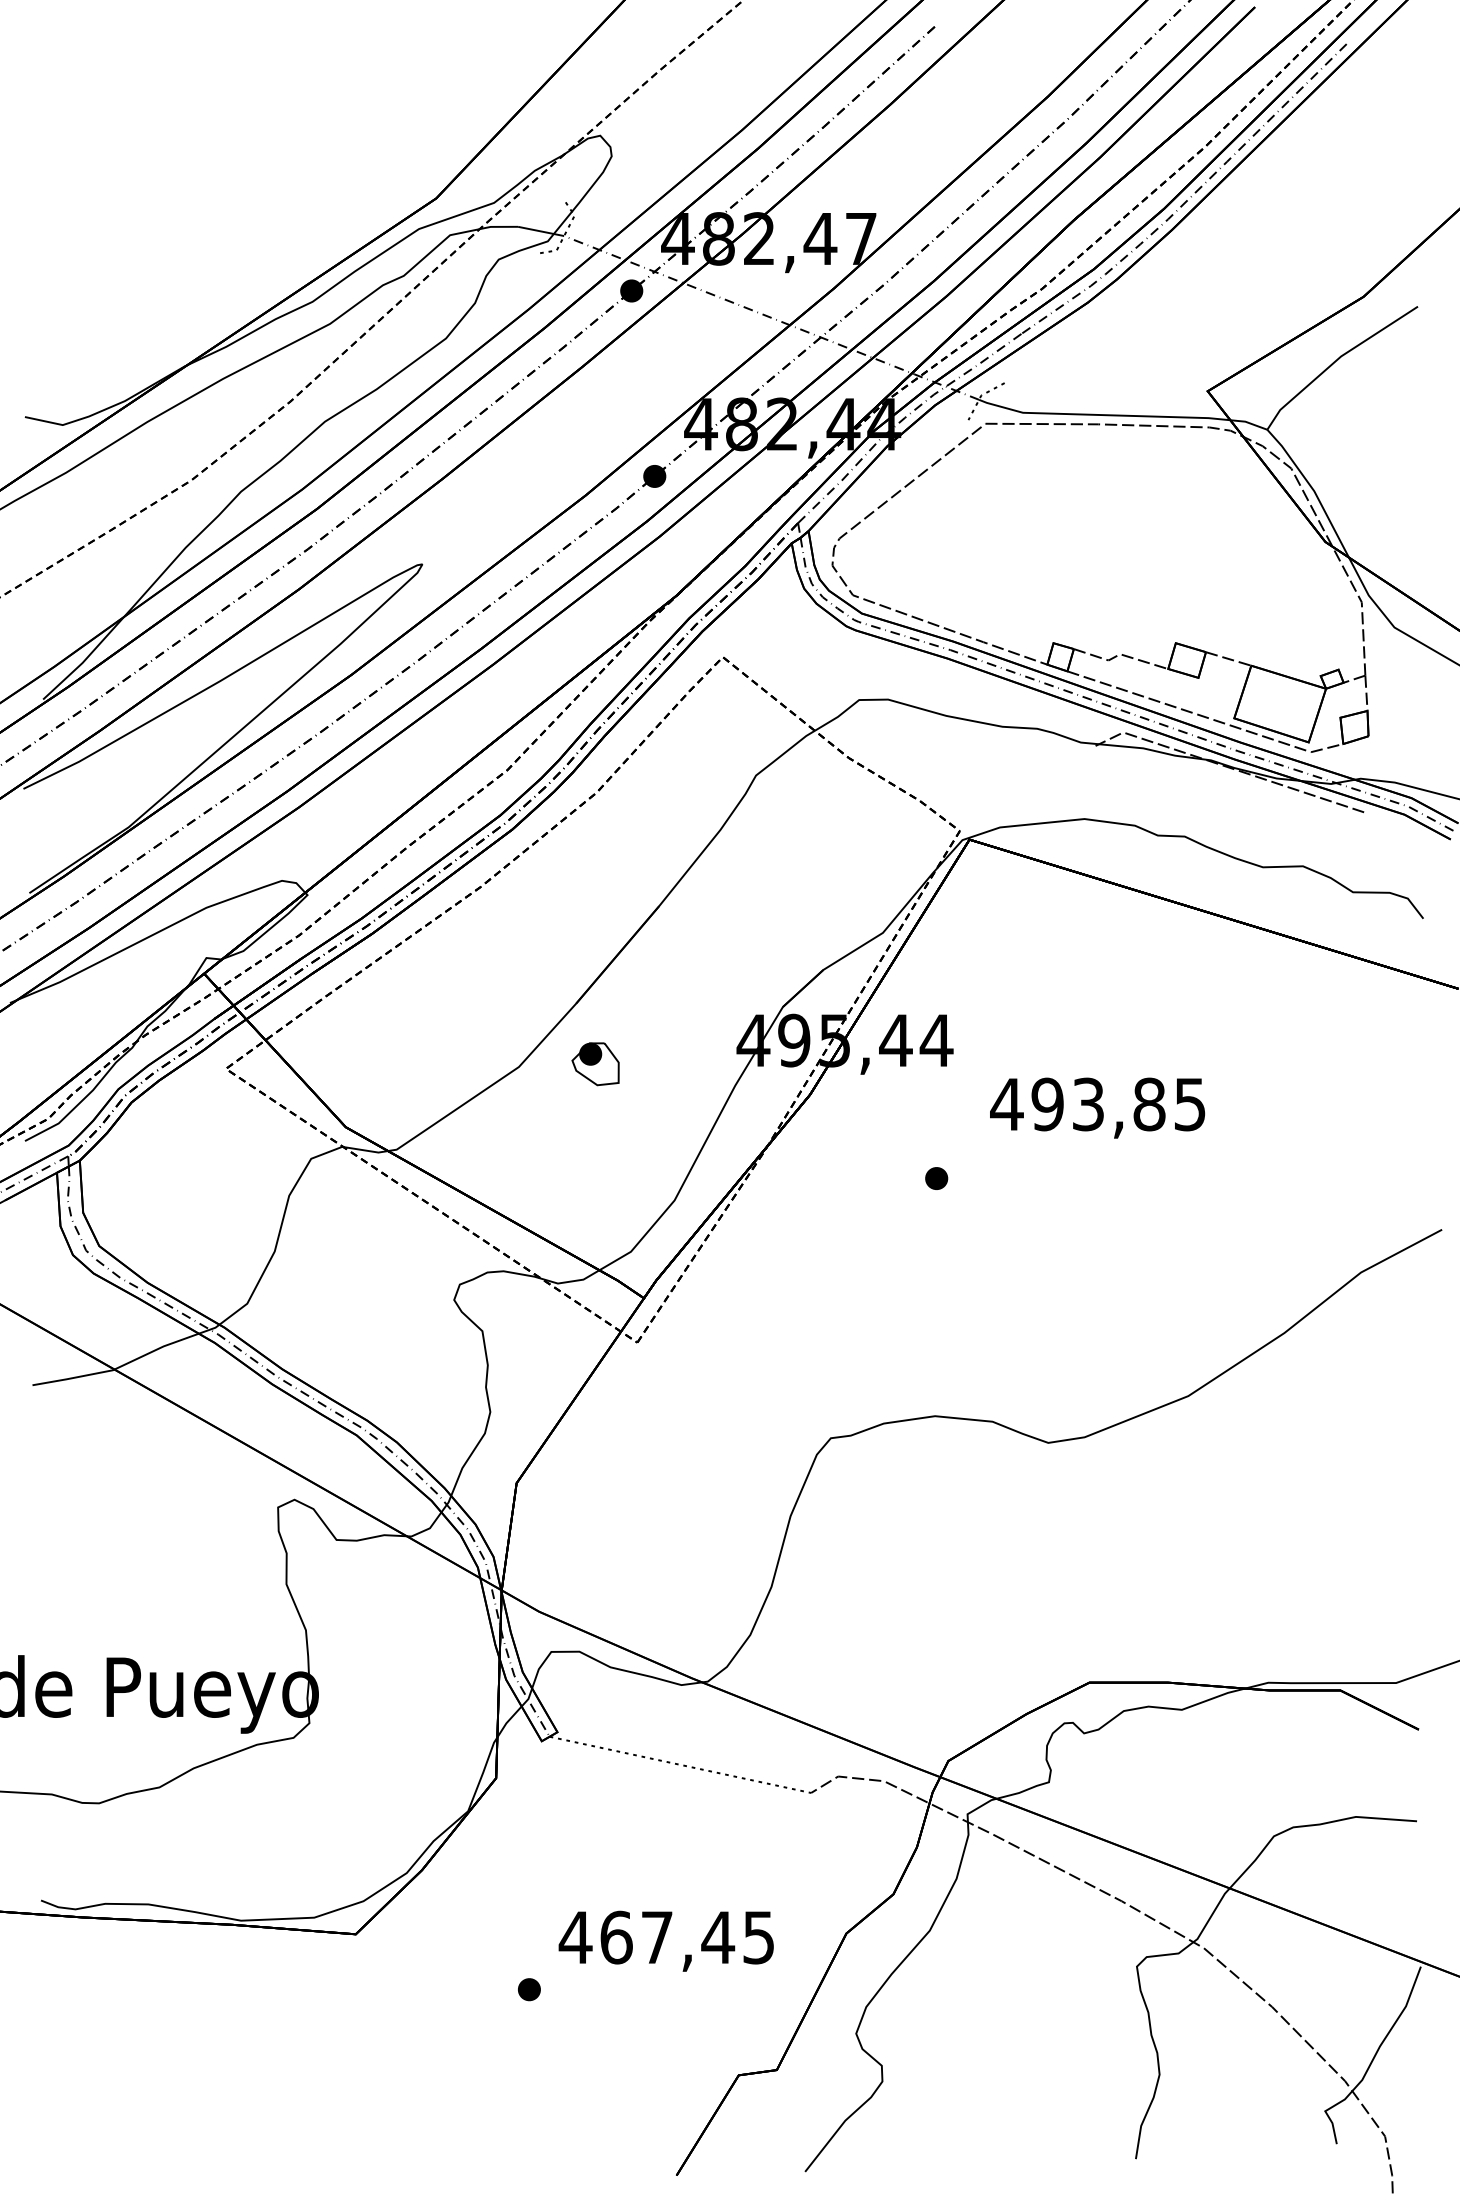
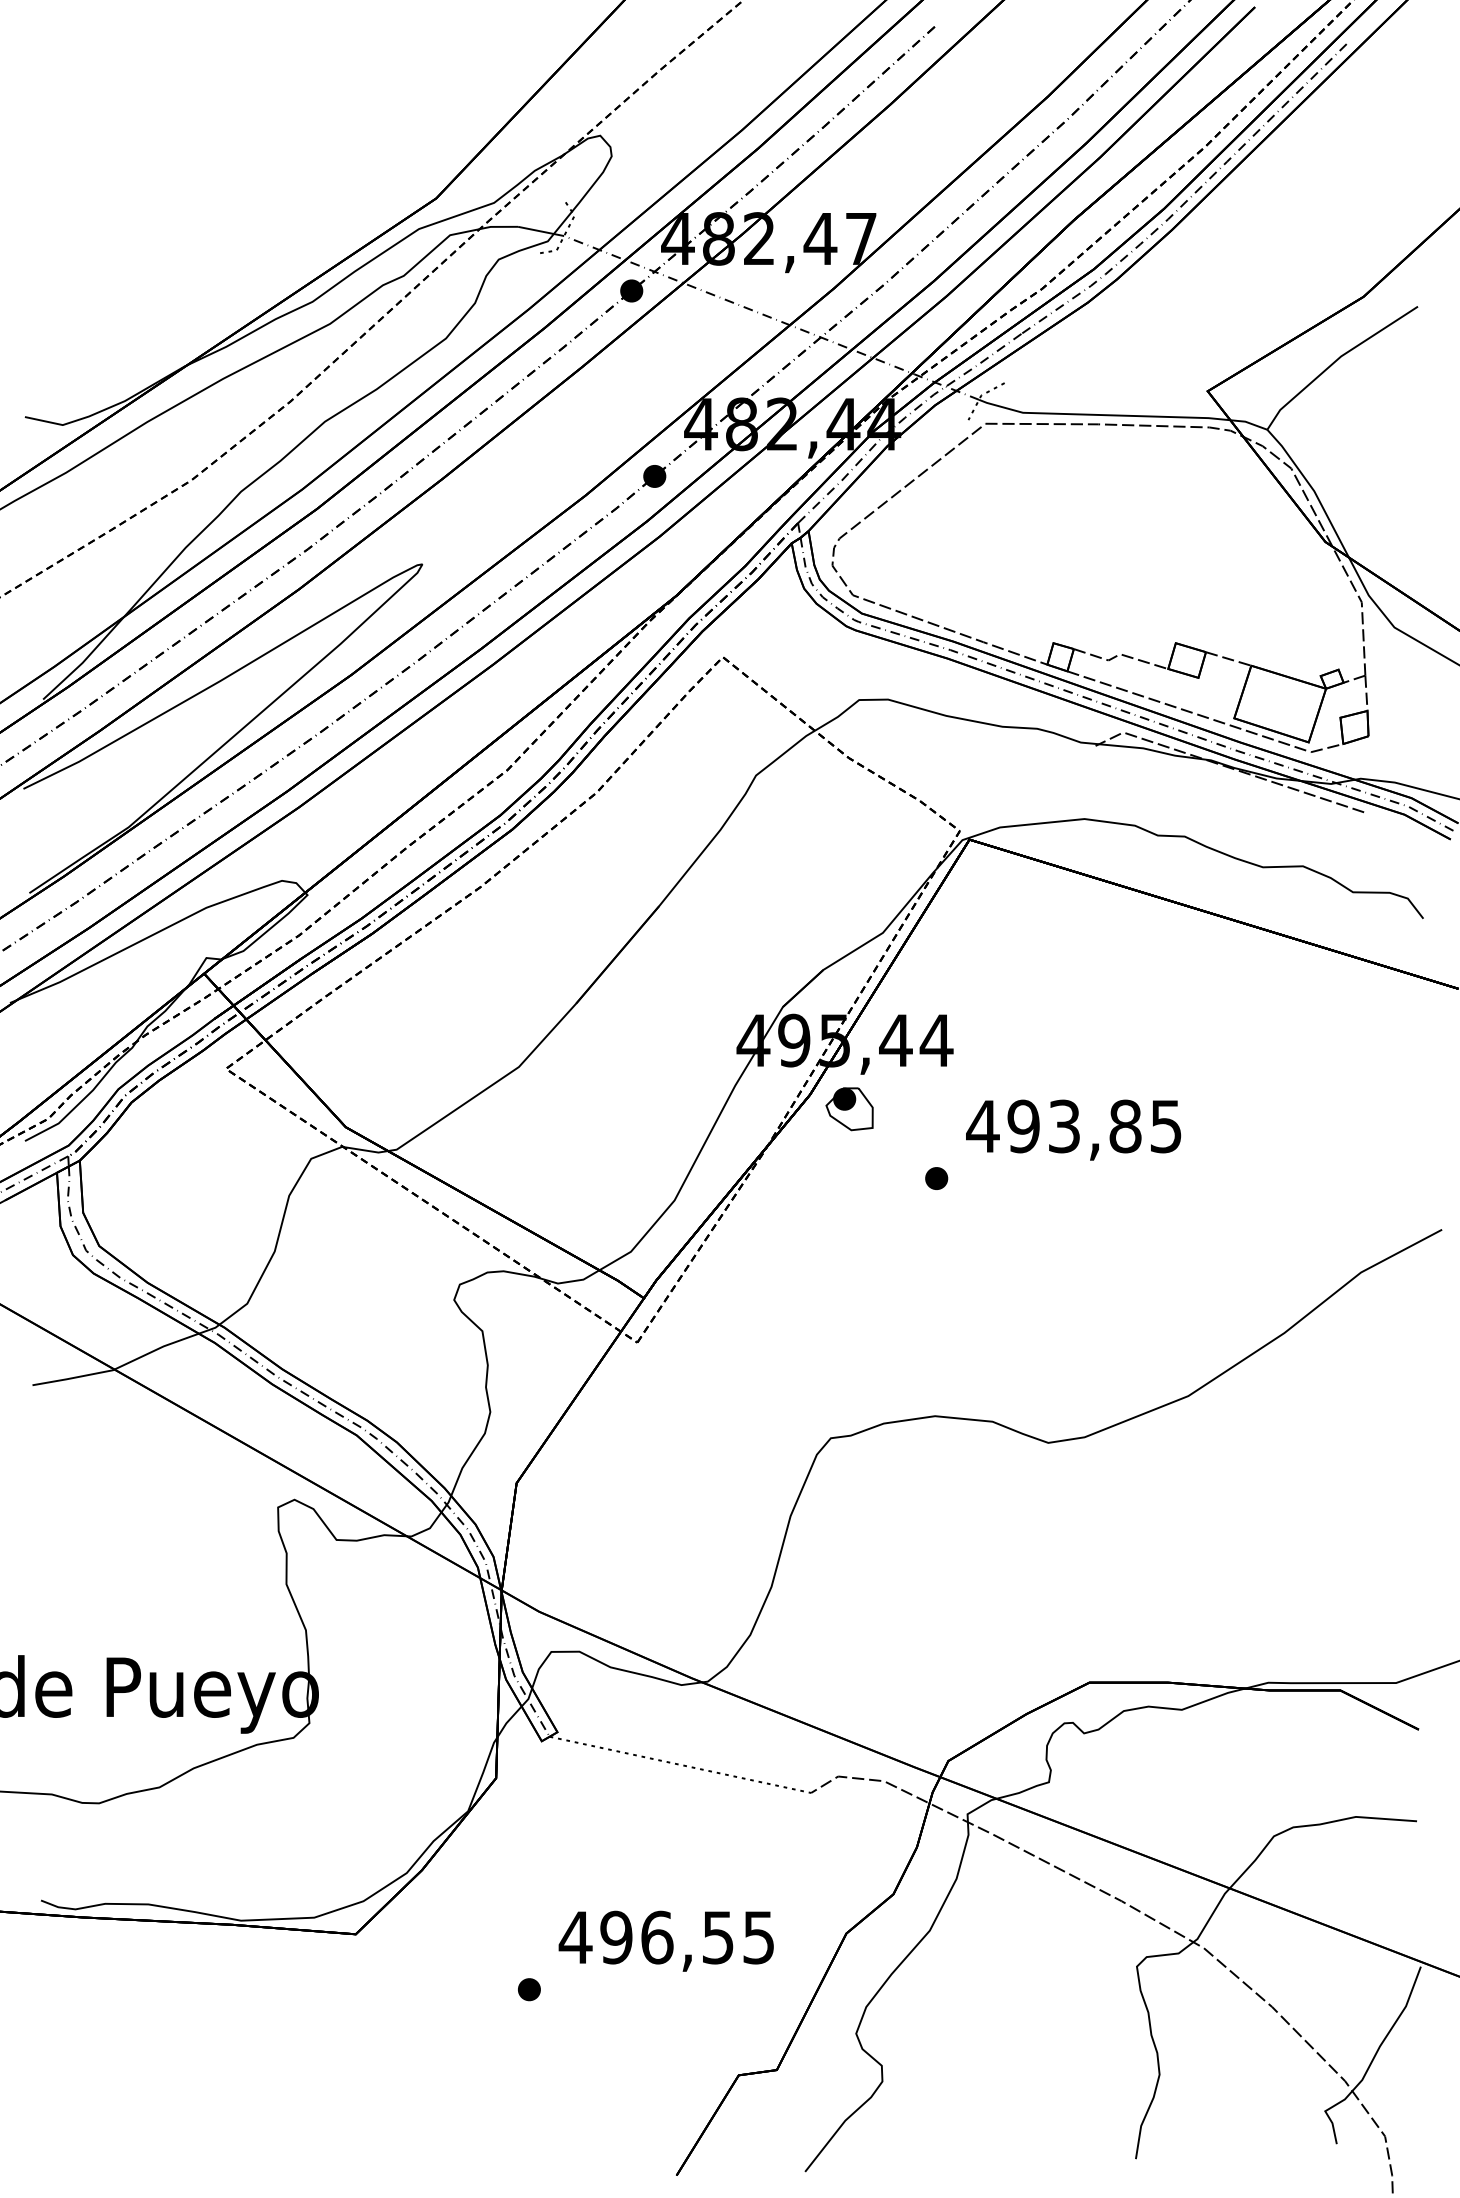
part position: (595, 1064) -> (849, 1109) (849, 1109)
text position: (1097, 1107) -> (1073, 1129) (1073, 1129)
text: 467,45 -> 496,55 (667, 1937)
